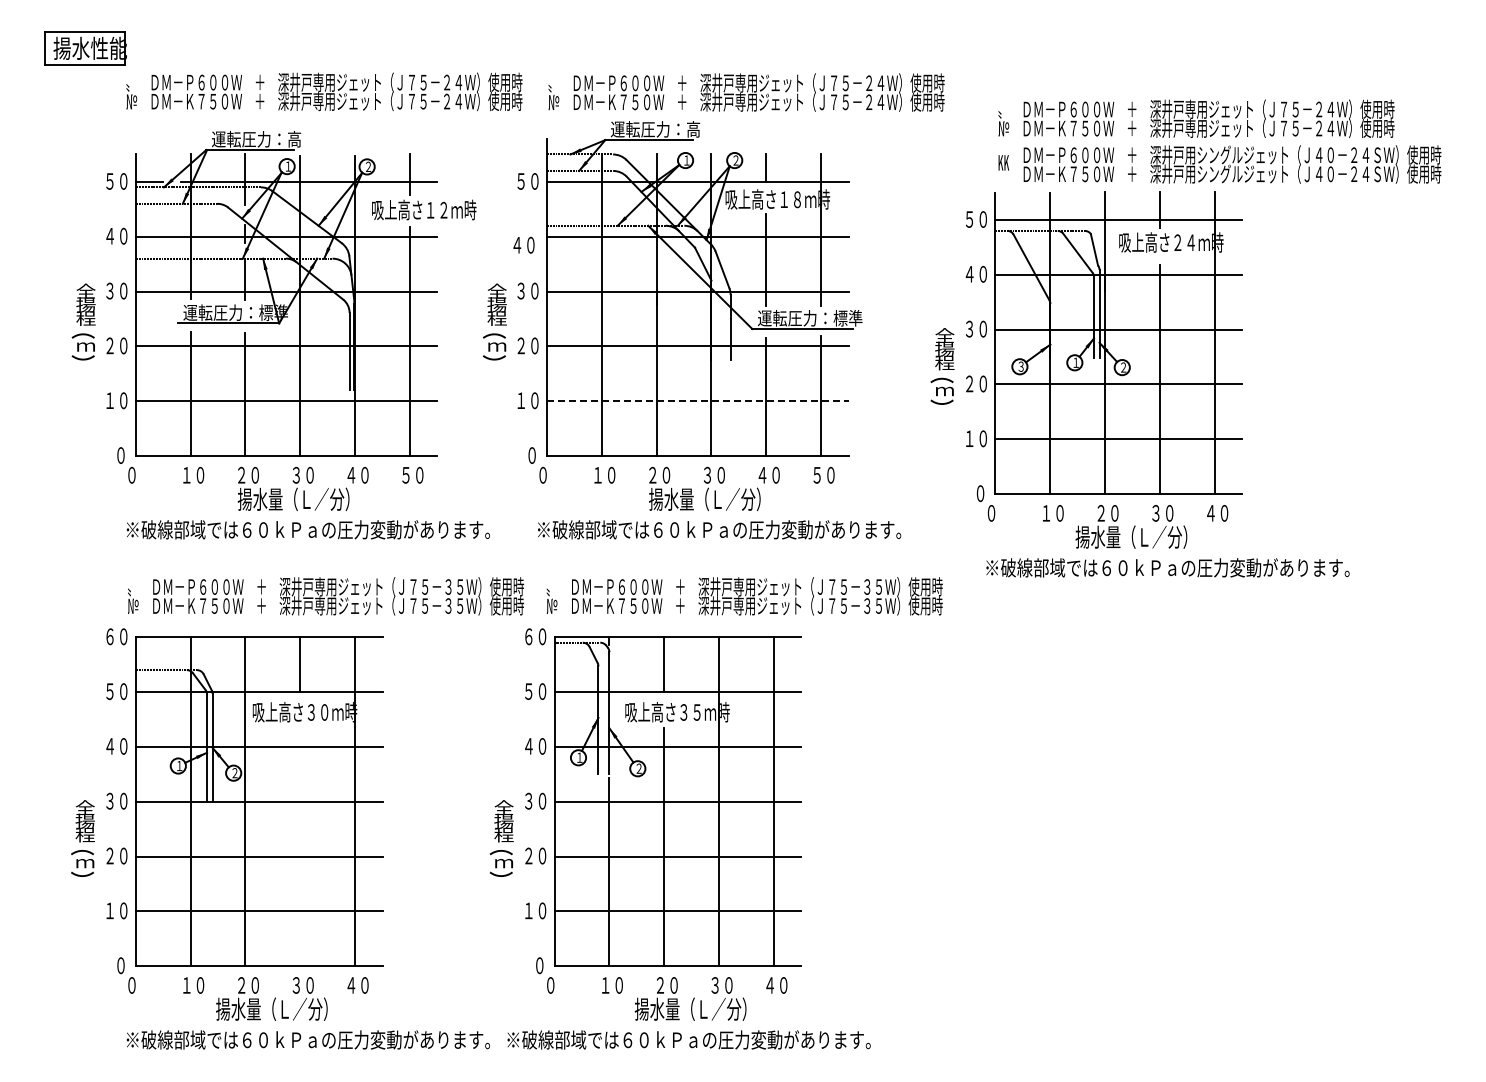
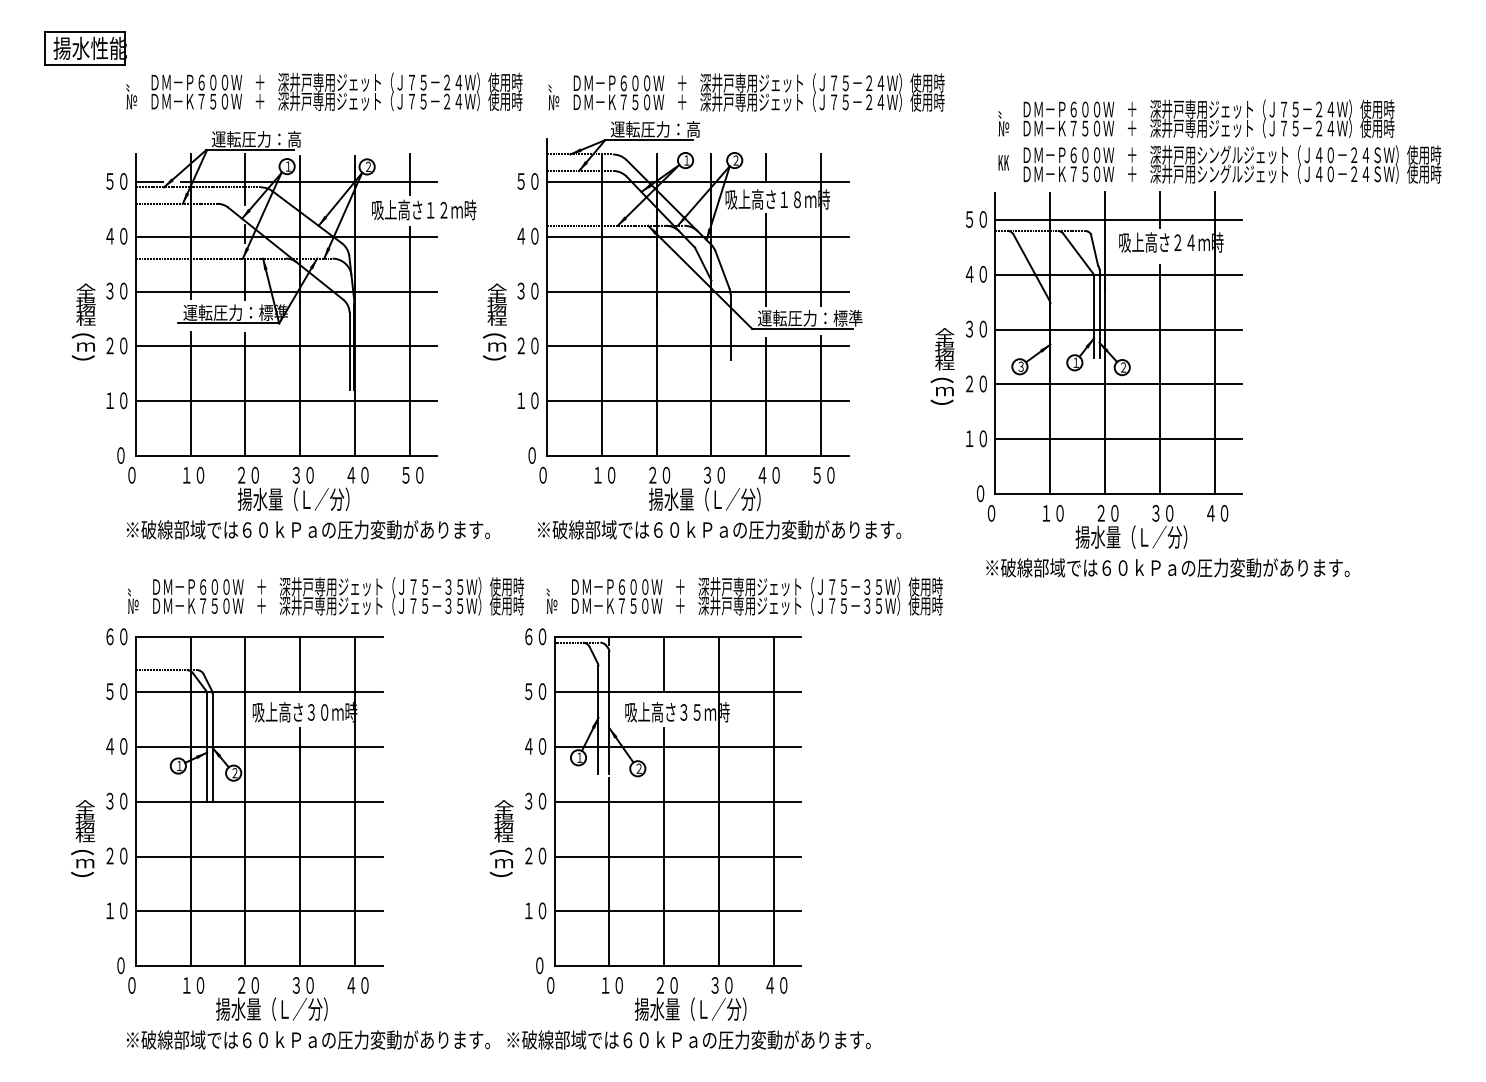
text position: (523, 244) -> (527, 235) (527, 235)
line: dashed -> solid (697, 401)
line: none -> present (300, 846)
